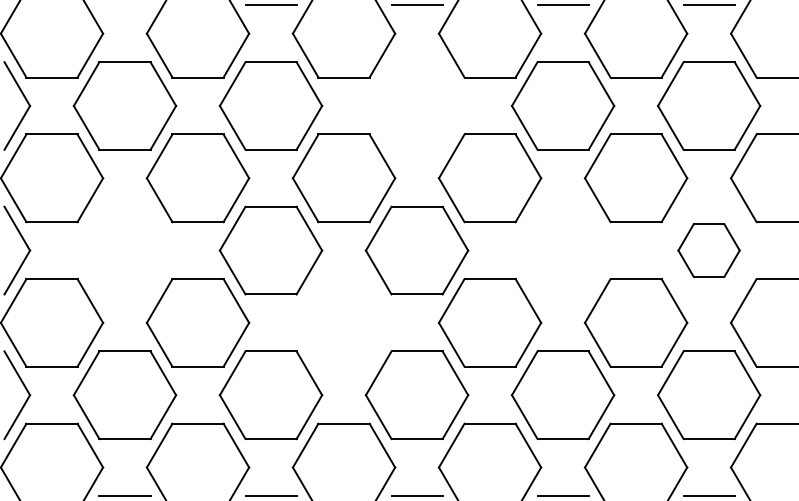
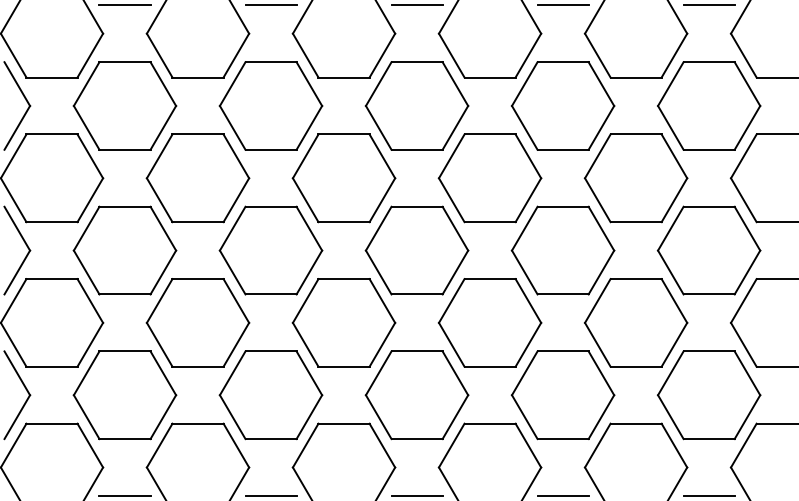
line: none -> present (124, 4)
part: none -> present (416, 105)
part: none -> present (124, 250)
part: none -> present (562, 250)
part size: 64x55 px -> 106x91 px (708, 250)
part: none -> present (343, 322)
